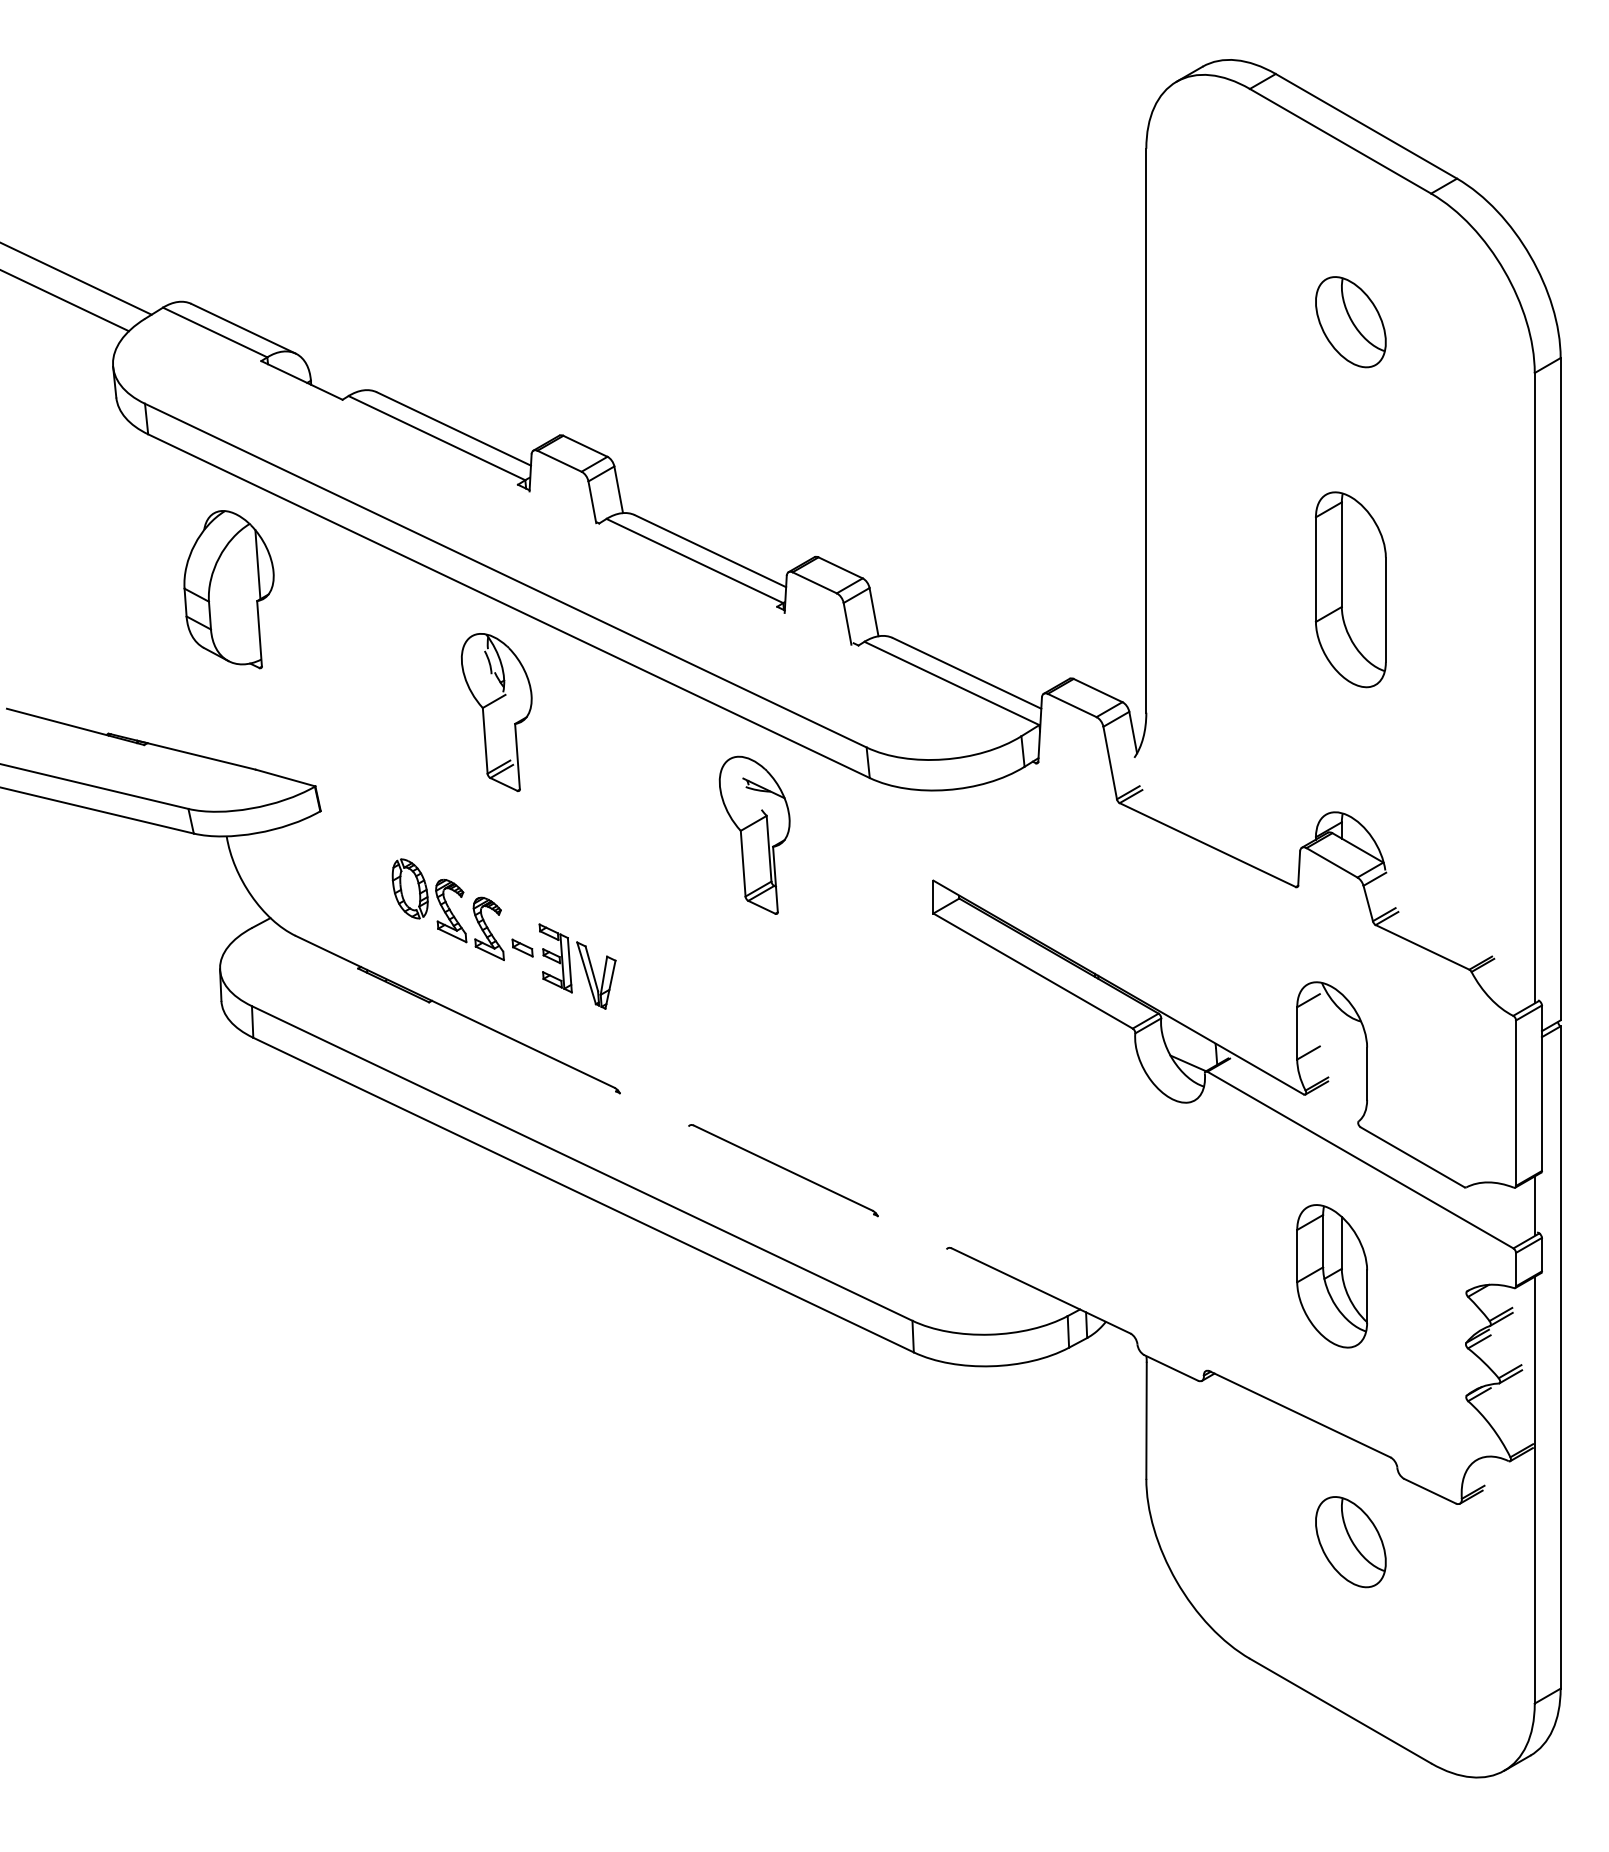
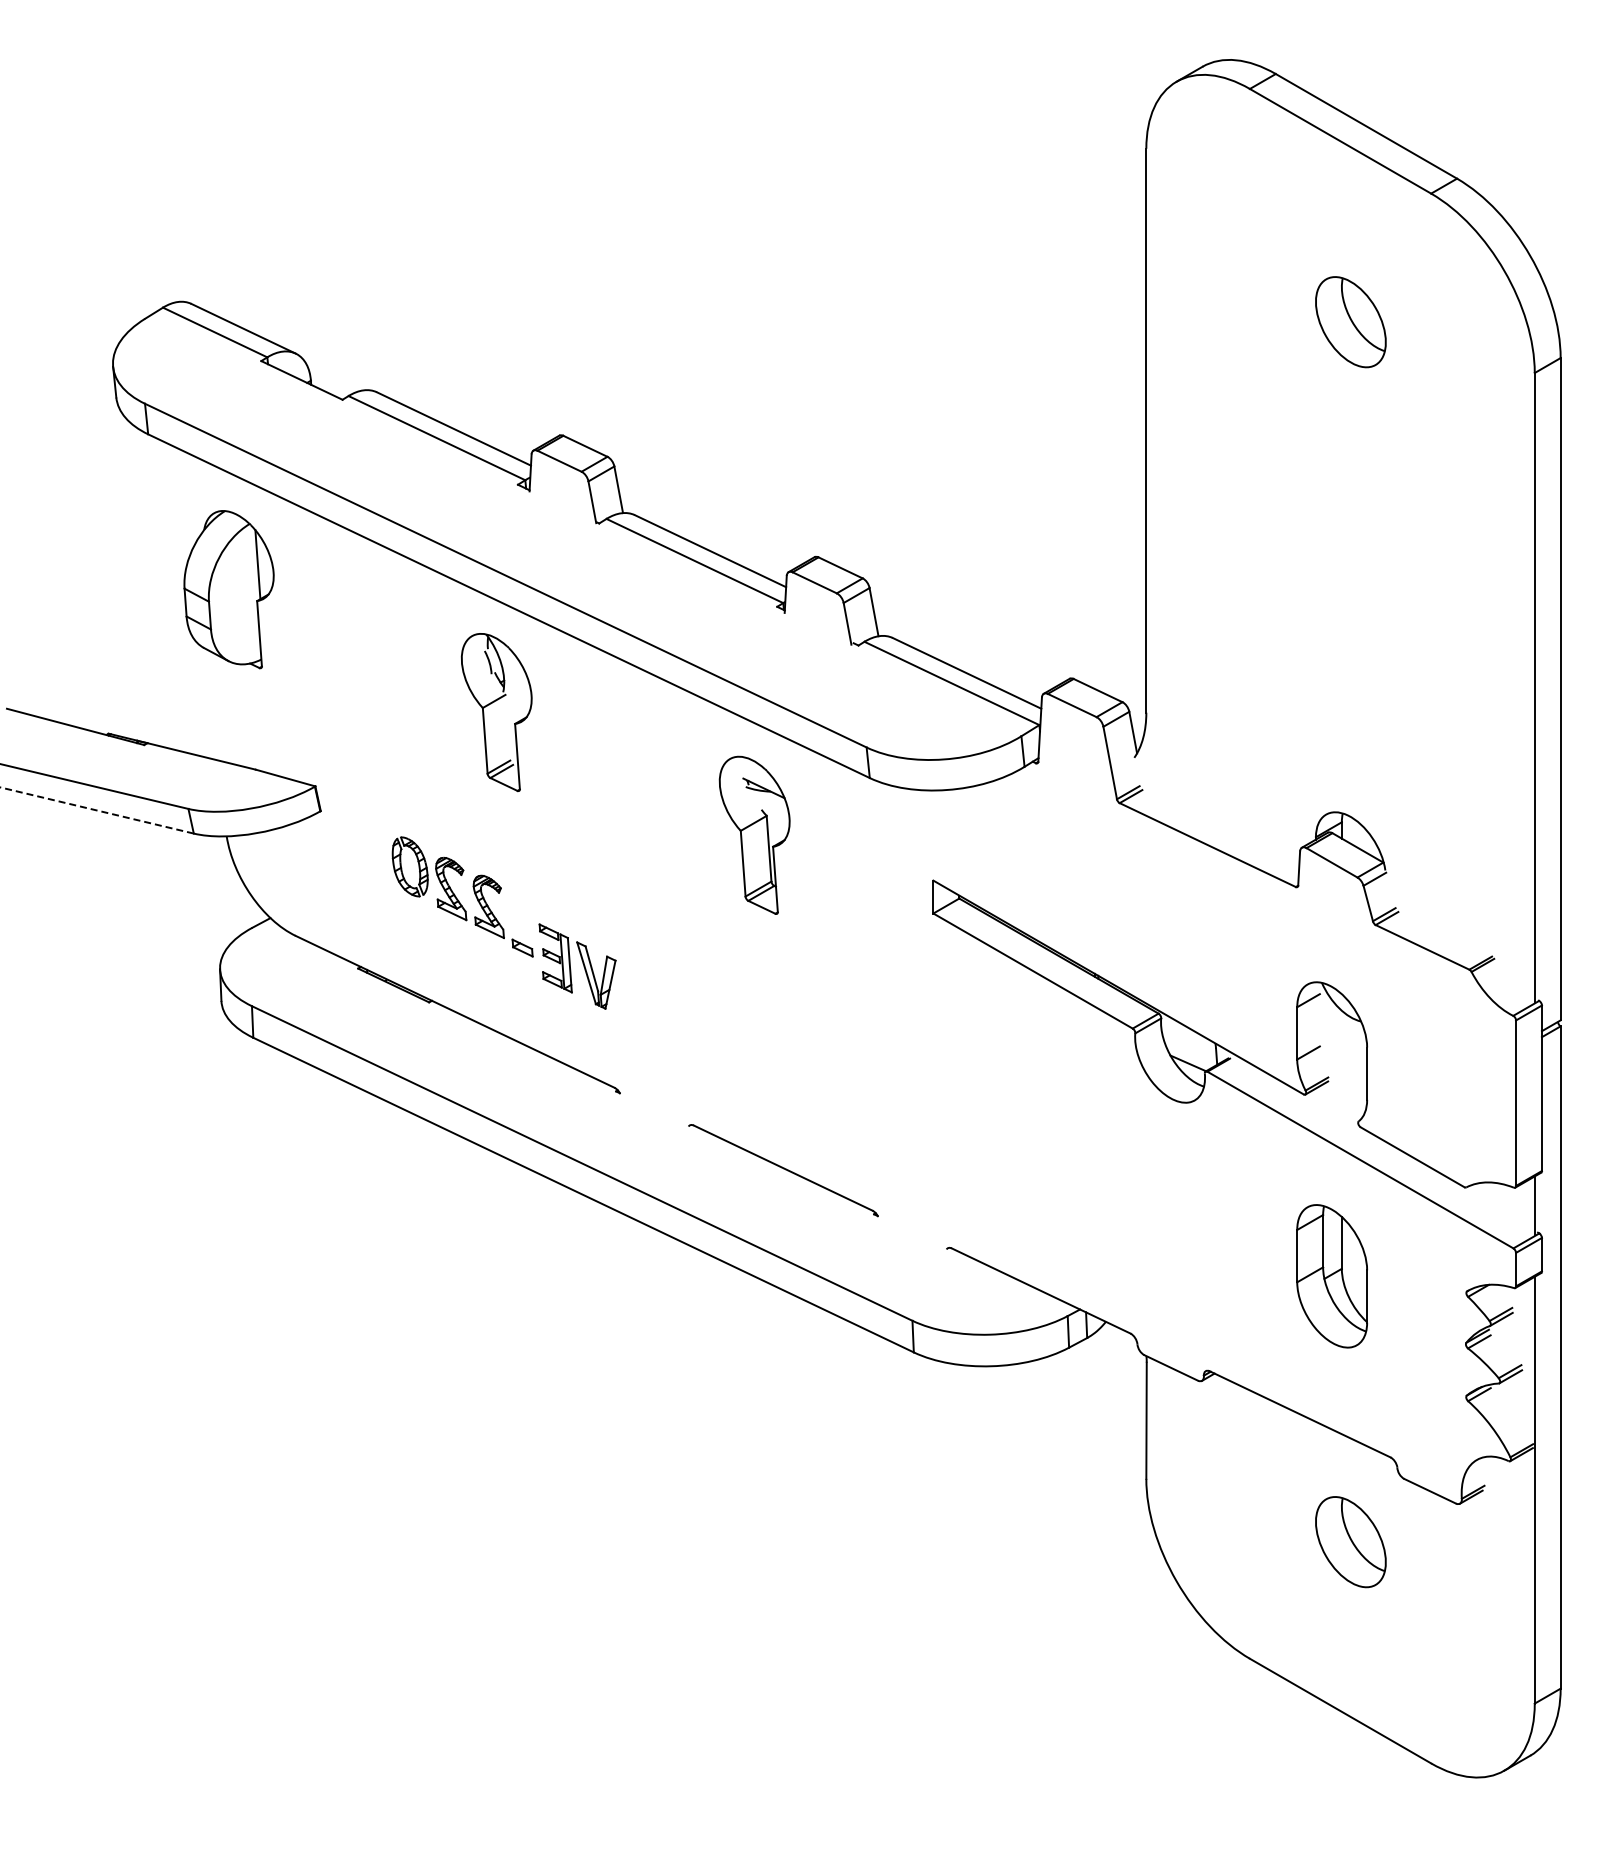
line: present -> none (76, 278)
line: present -> none (65, 301)
part: present -> none (1350, 589)
line: solid -> dashed (96, 810)
part position: (447, 909) -> (447, 887) (447, 887)
